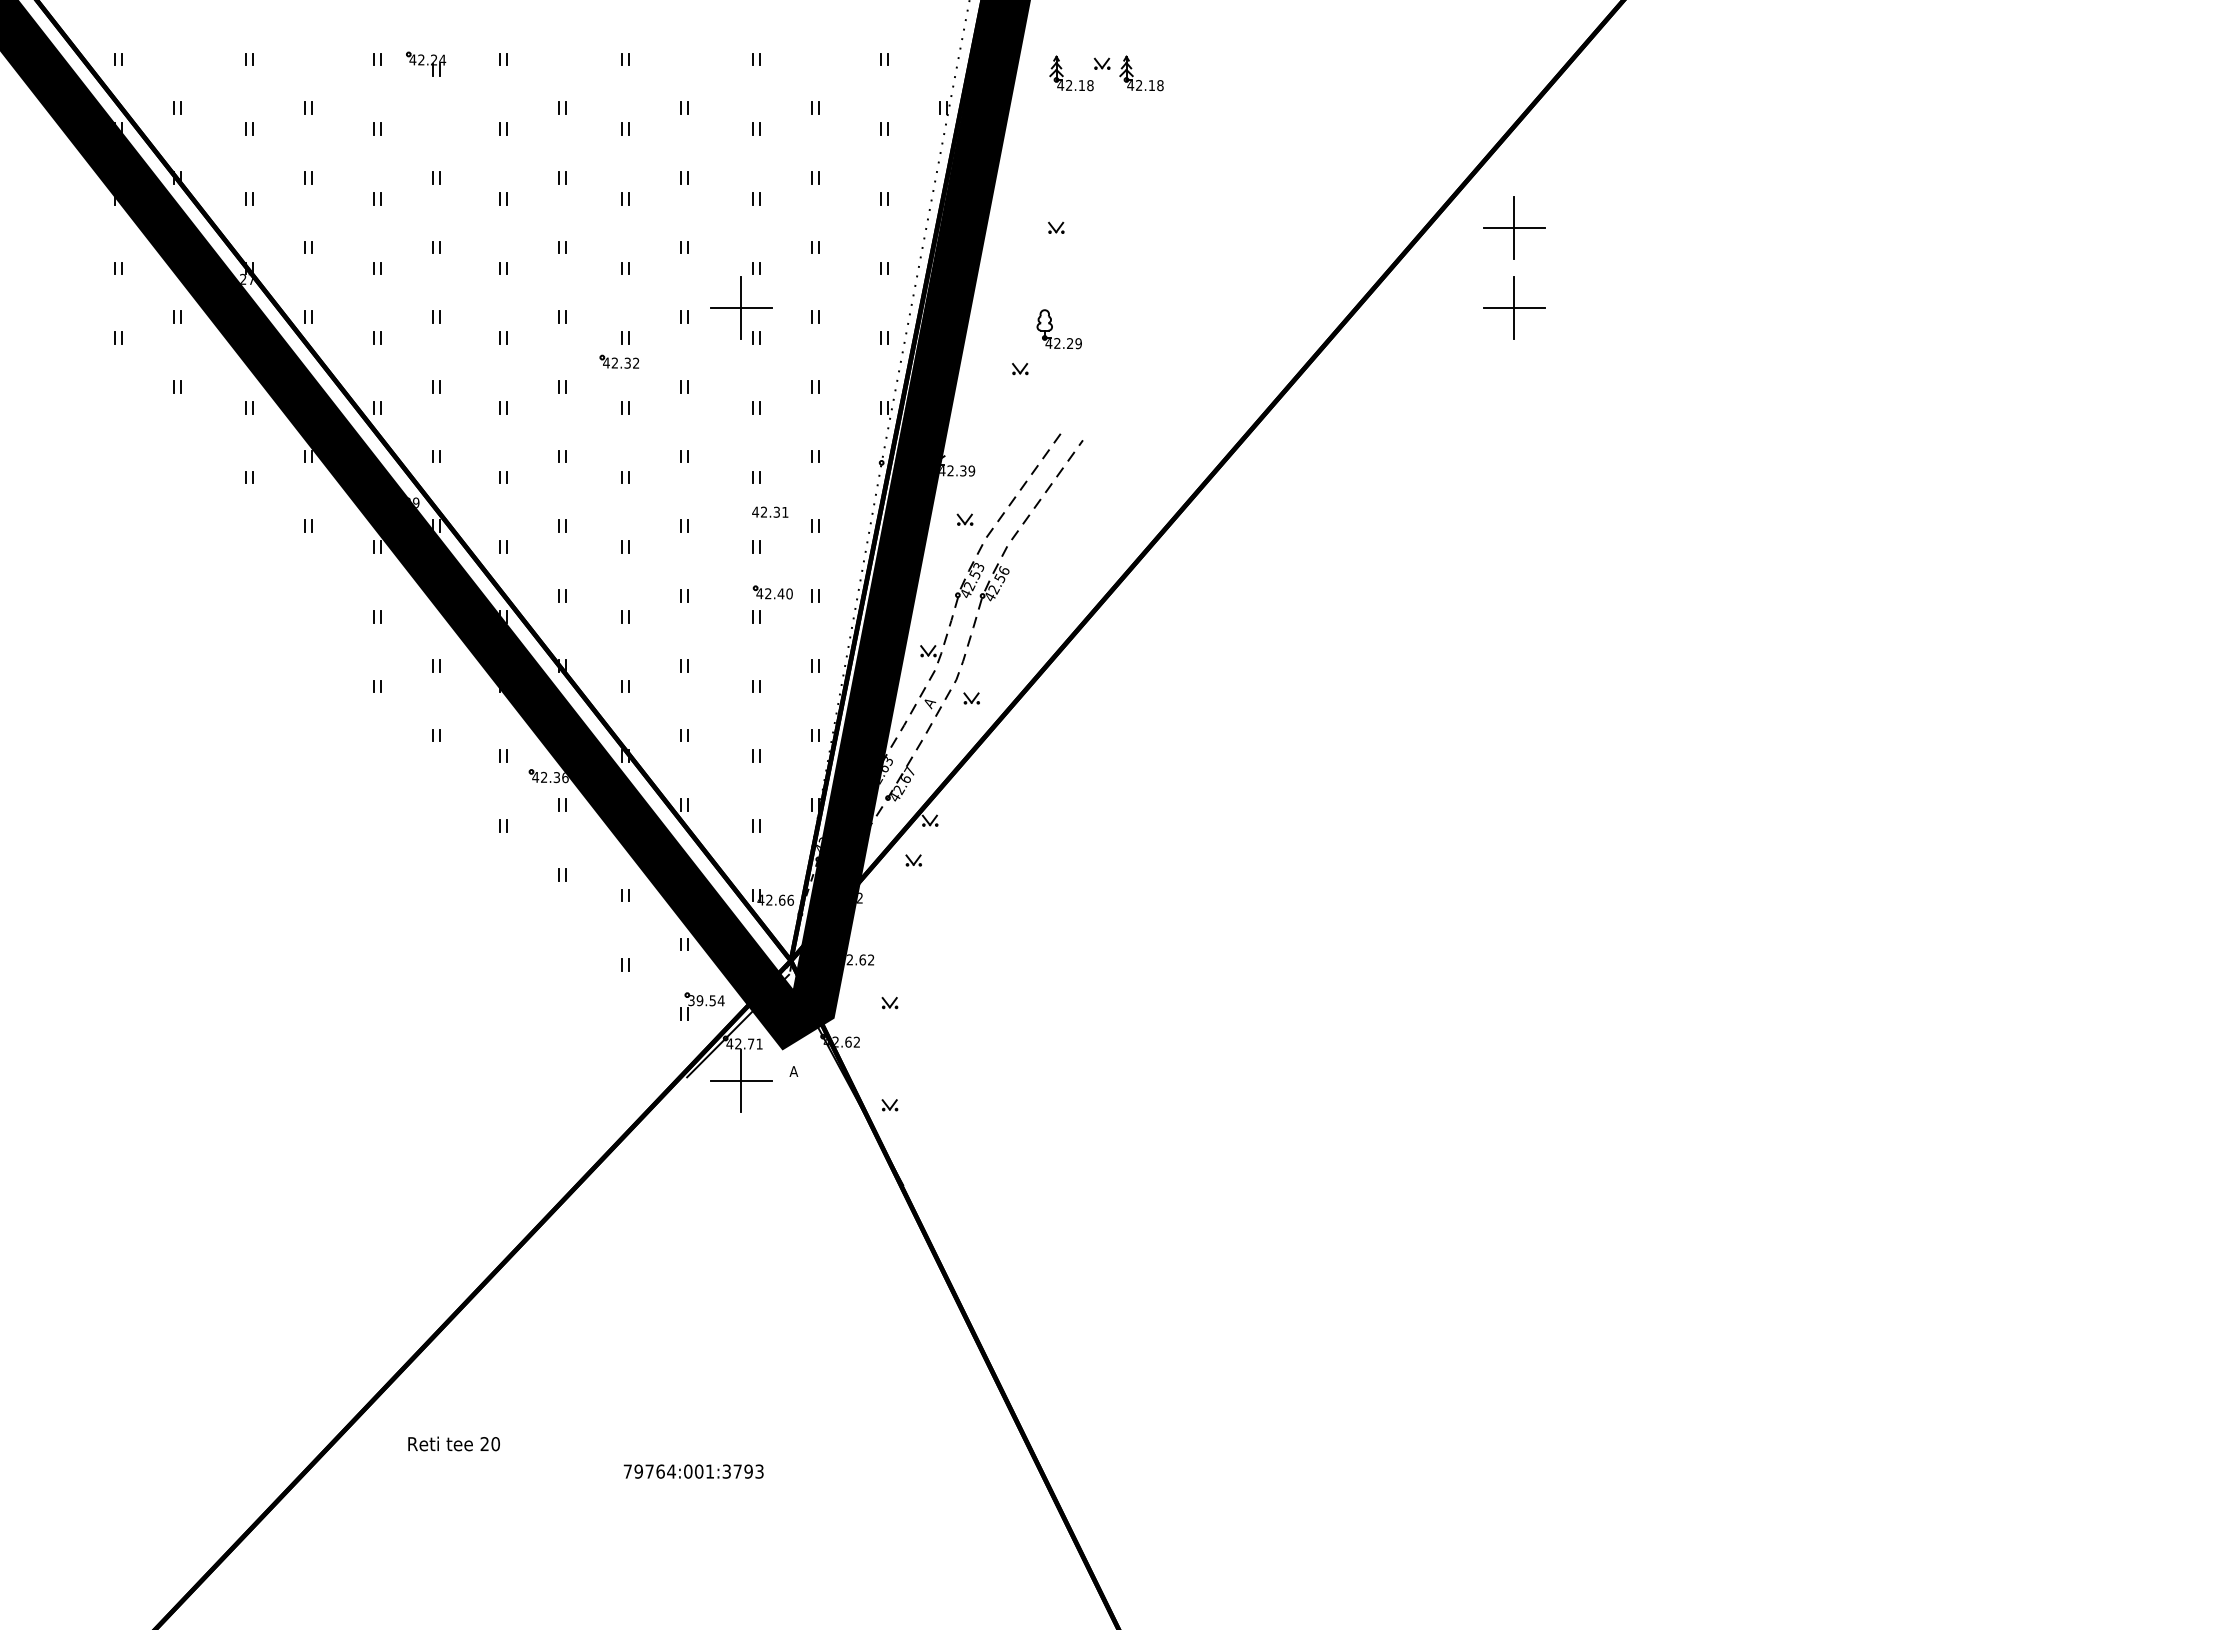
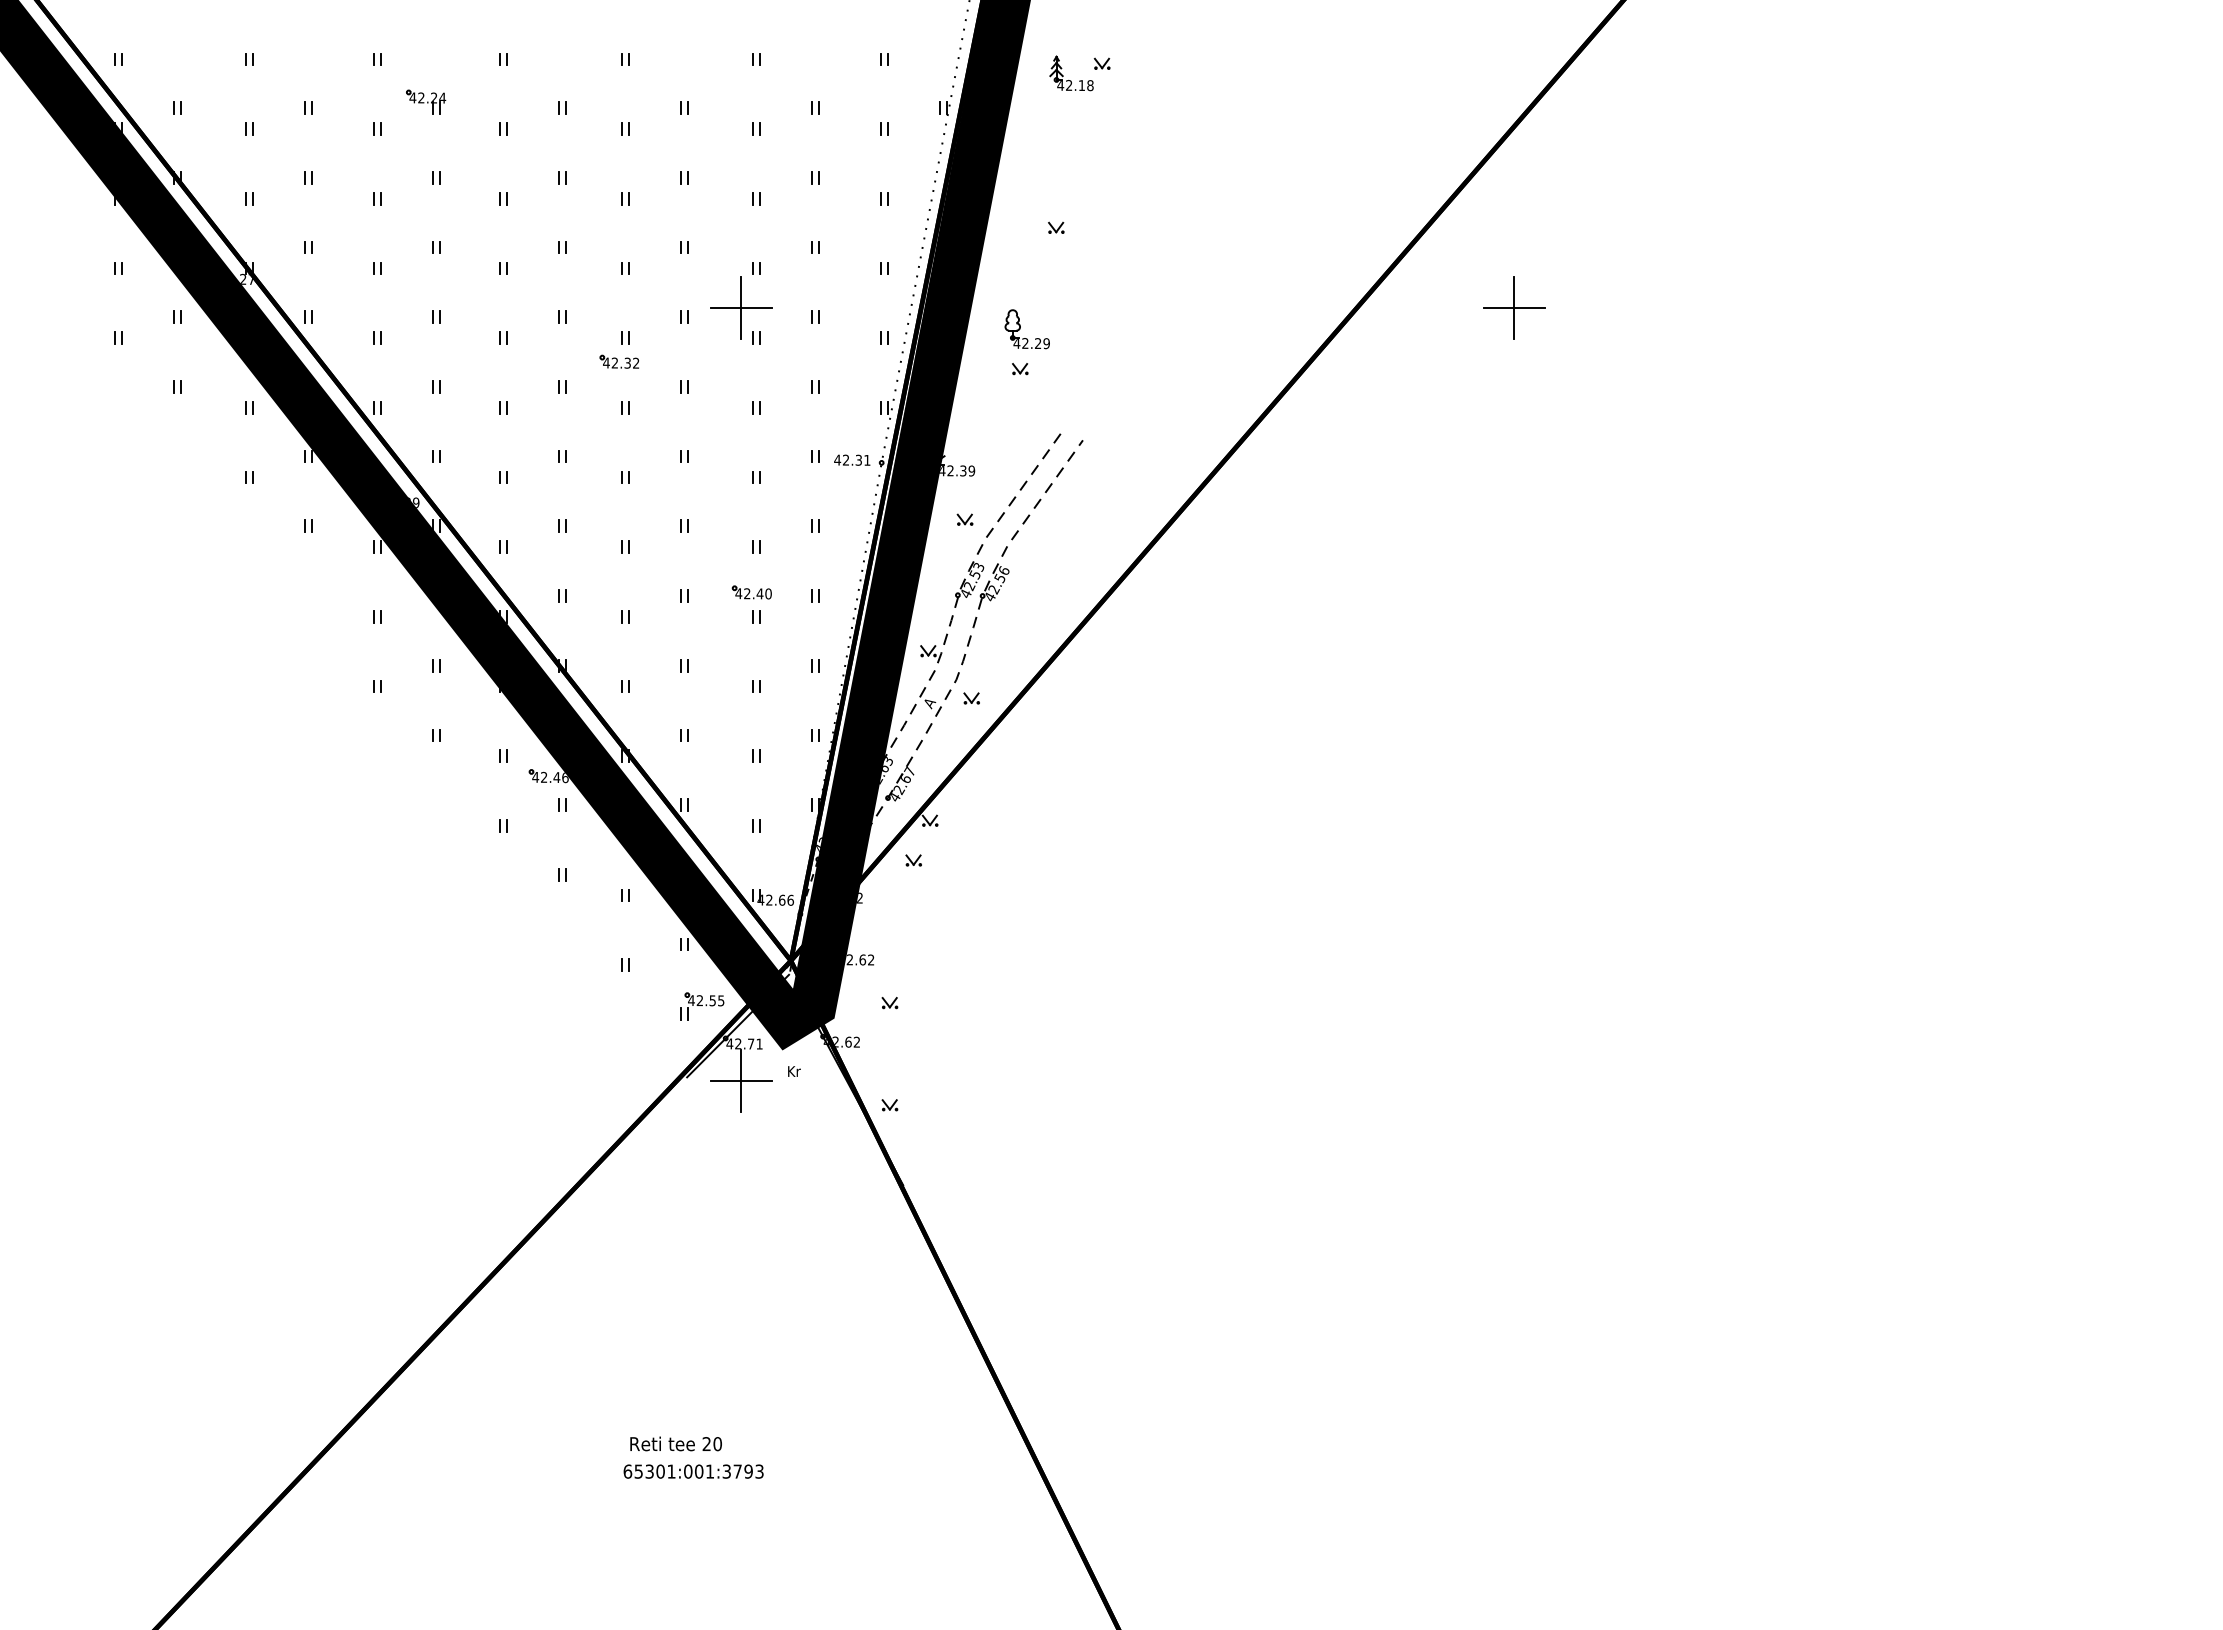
part position: (426, 63) -> (426, 101) (426, 101)
part: present -> none (1141, 80)
part: present -> none (1514, 227)
part position: (1058, 329) -> (1026, 329) (1026, 329)
text position: (770, 511) -> (852, 459) (852, 459)
part position: (772, 592) -> (751, 592) (751, 592)
text: 42.36 -> 42.46 (556, 777)
text: 39.54 -> 42.55 (706, 1000)
text: A -> Kr (794, 1071)
text position: (453, 1443) -> (675, 1443) (675, 1443)
text: 79764:001:3793 -> 65301:001:3793 (649, 1471)
